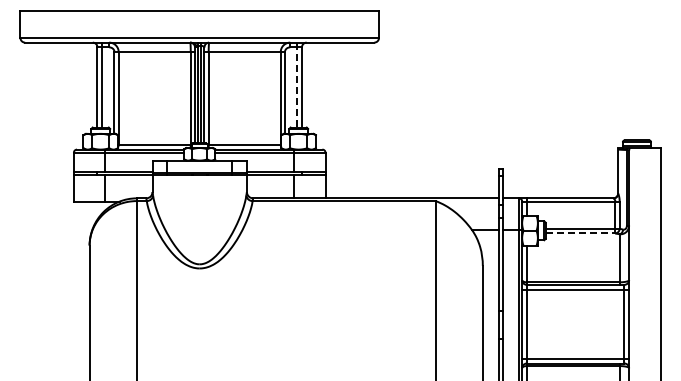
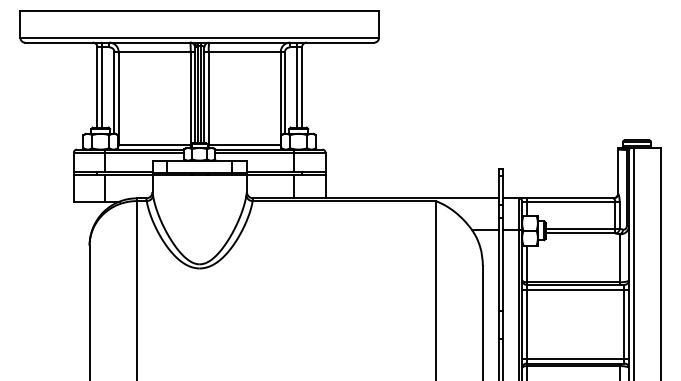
line: dashed -> solid (297, 85)
line: dashed -> solid (580, 233)
line: none -> present (633, 262)
